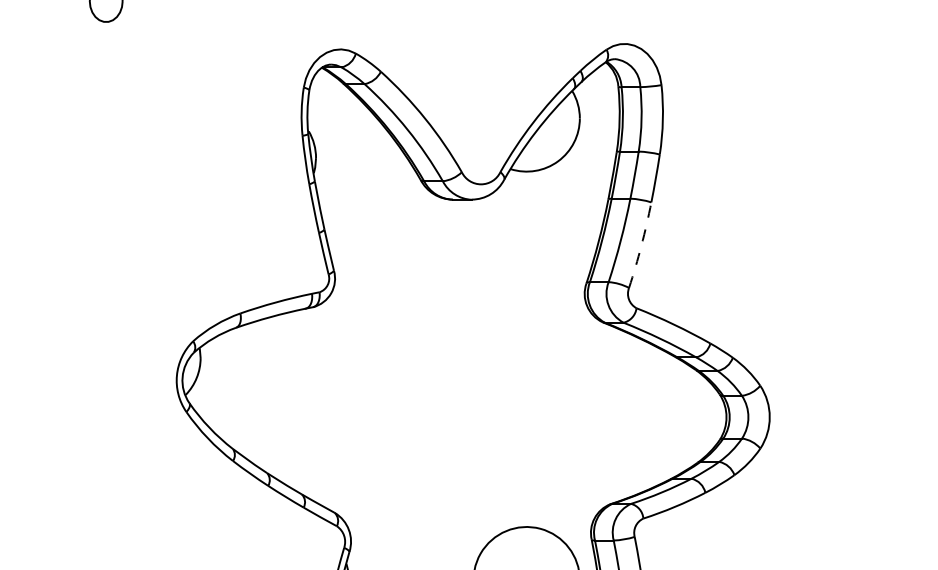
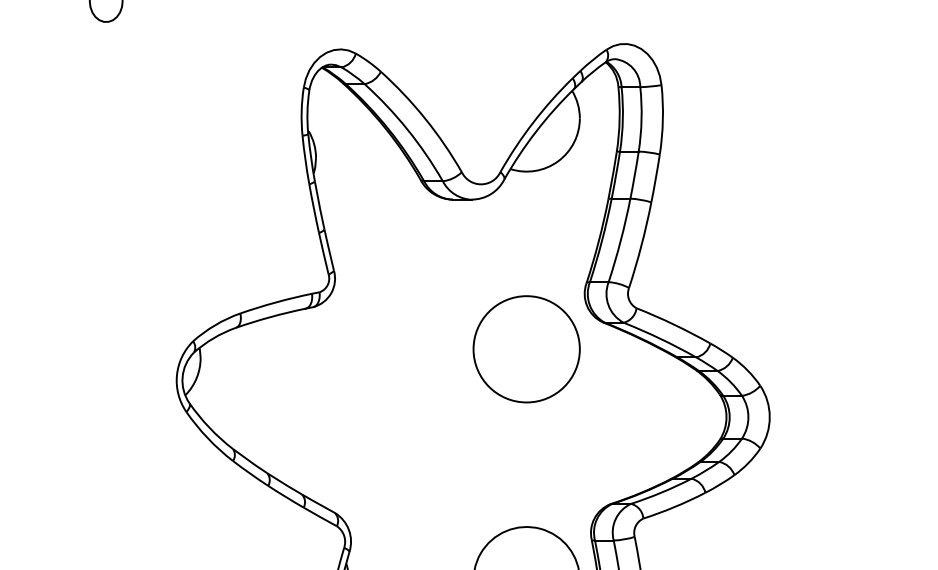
arc: dashed -> solid (641, 245)
circle: none -> present (526, 349)
